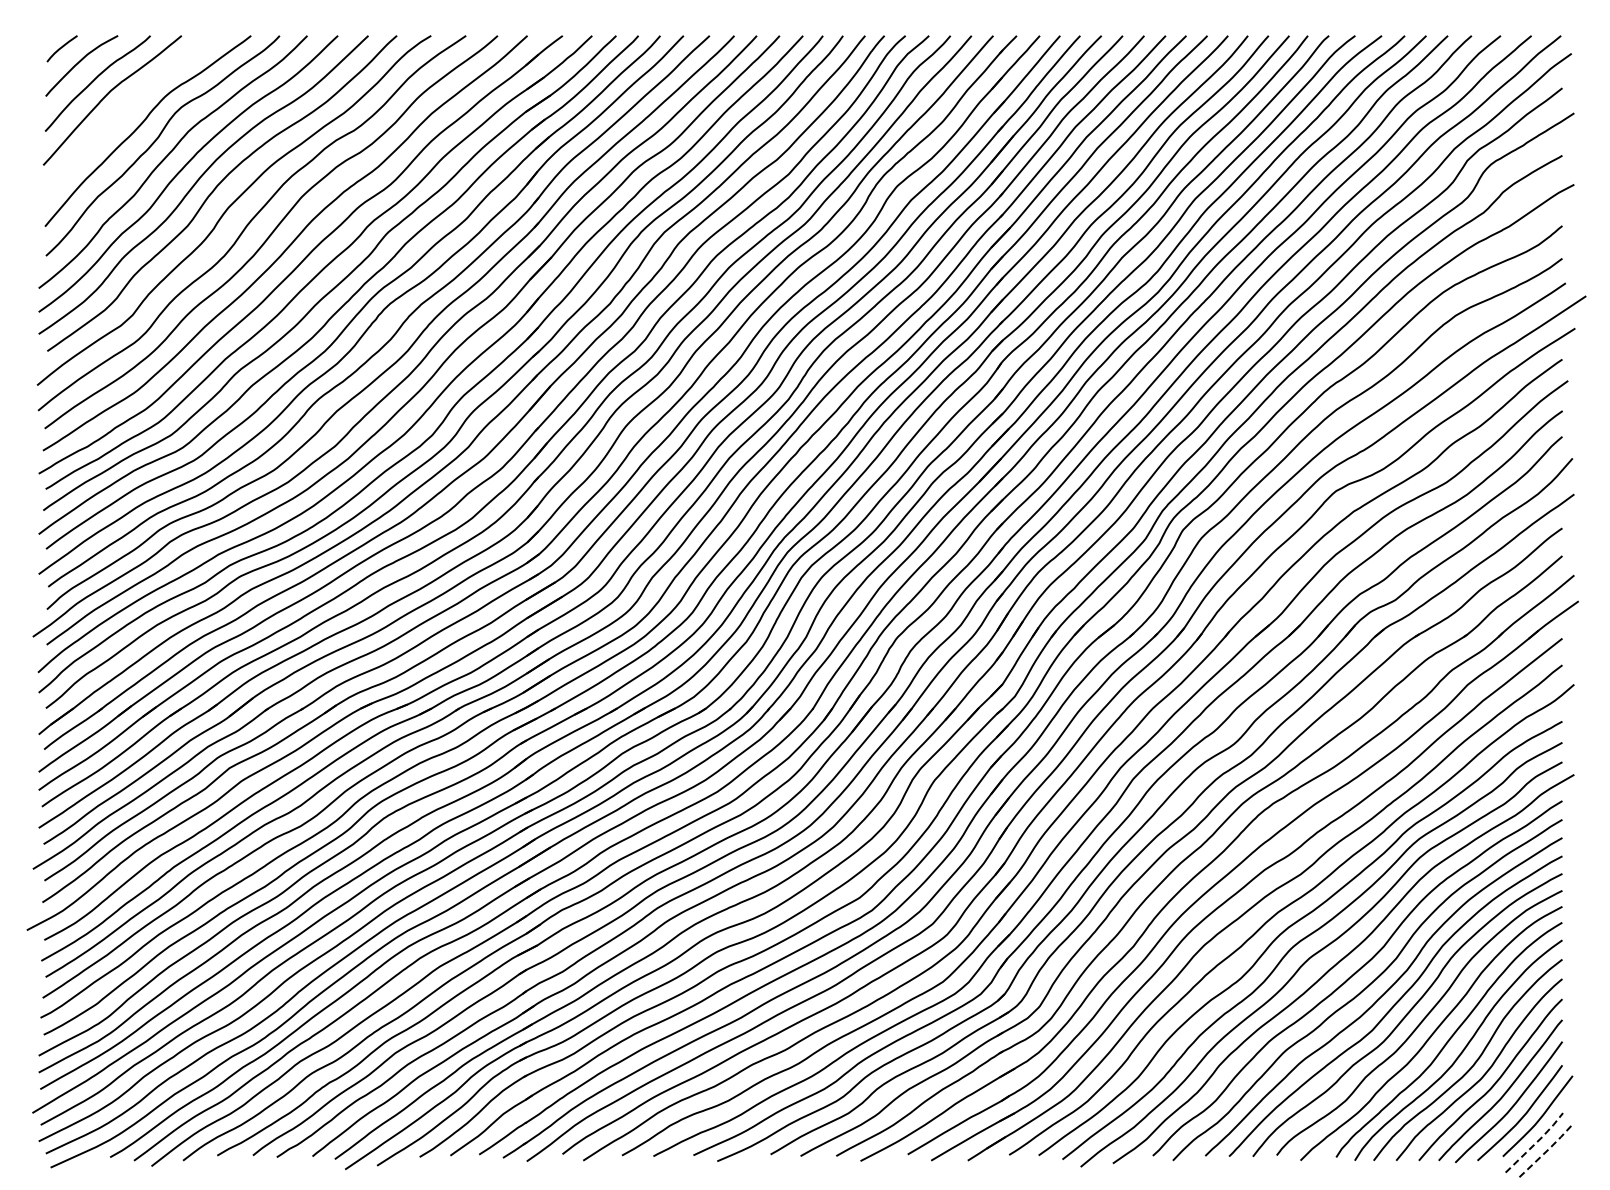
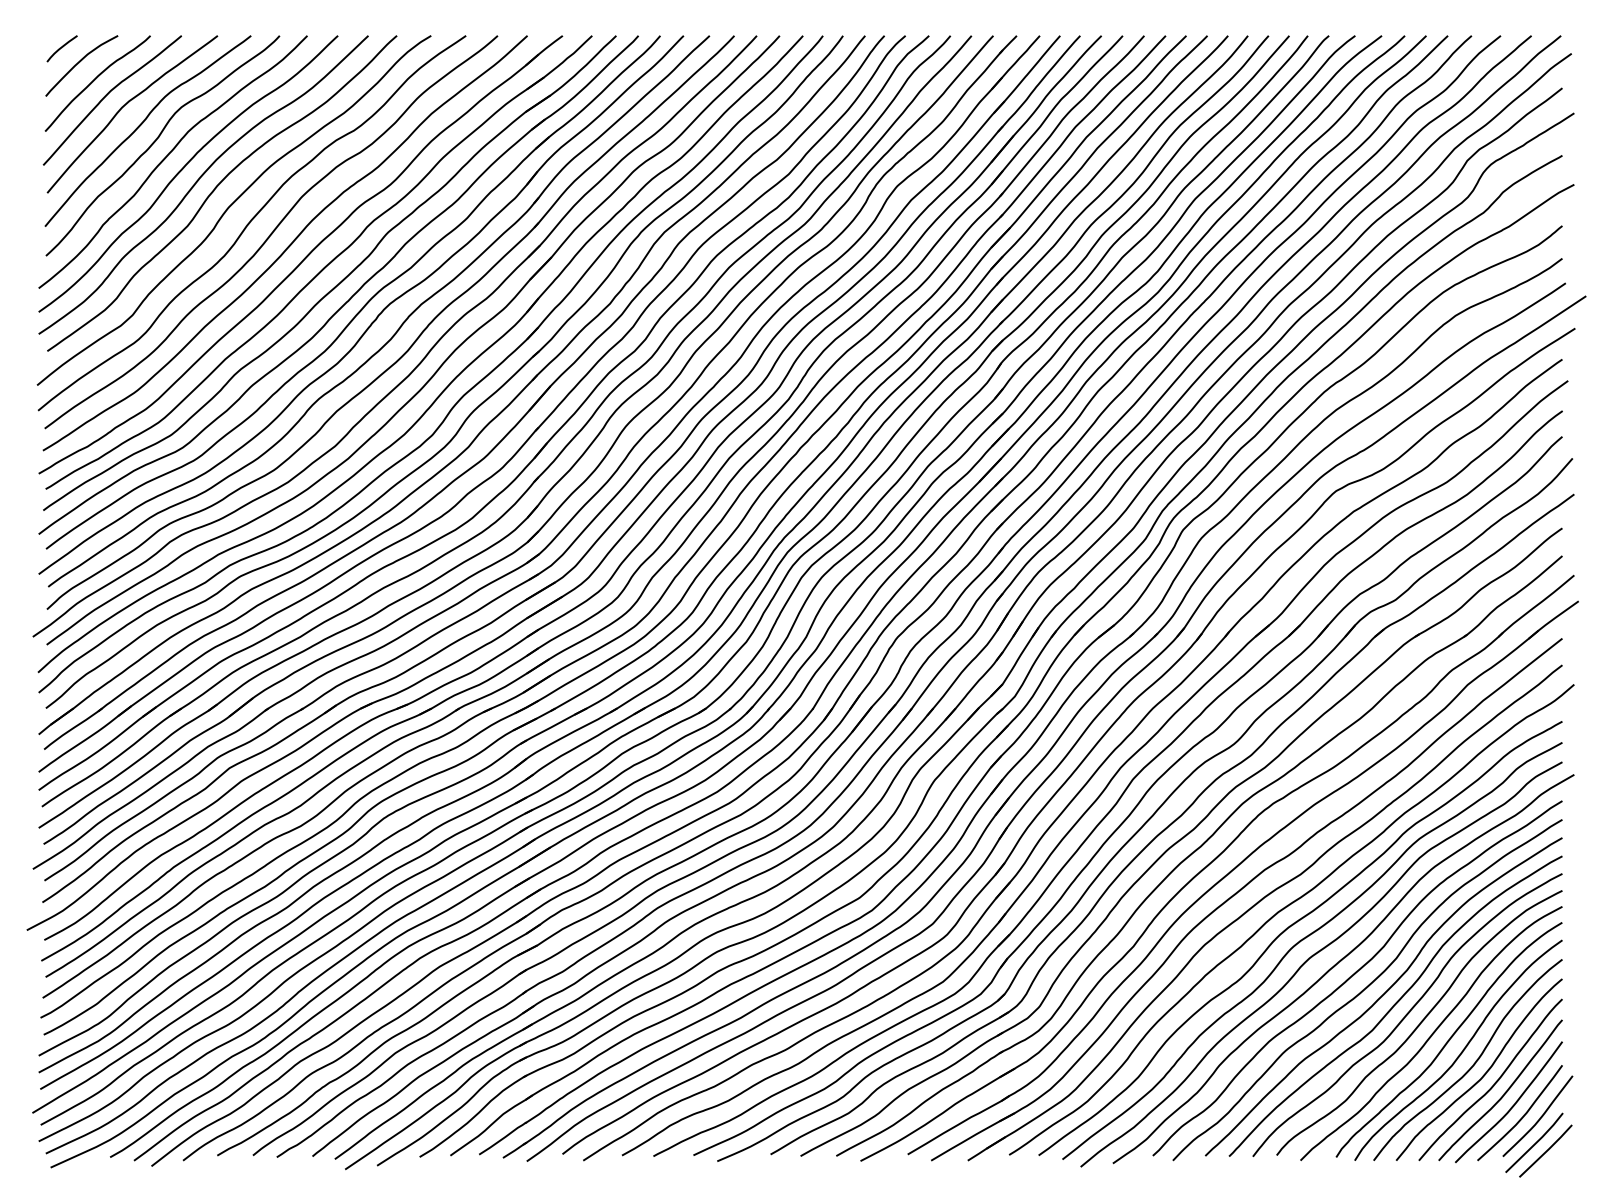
curve: none -> present (127, 104)
line: dashed -> solid (1536, 1142)
line: dashed -> solid (1547, 1150)
